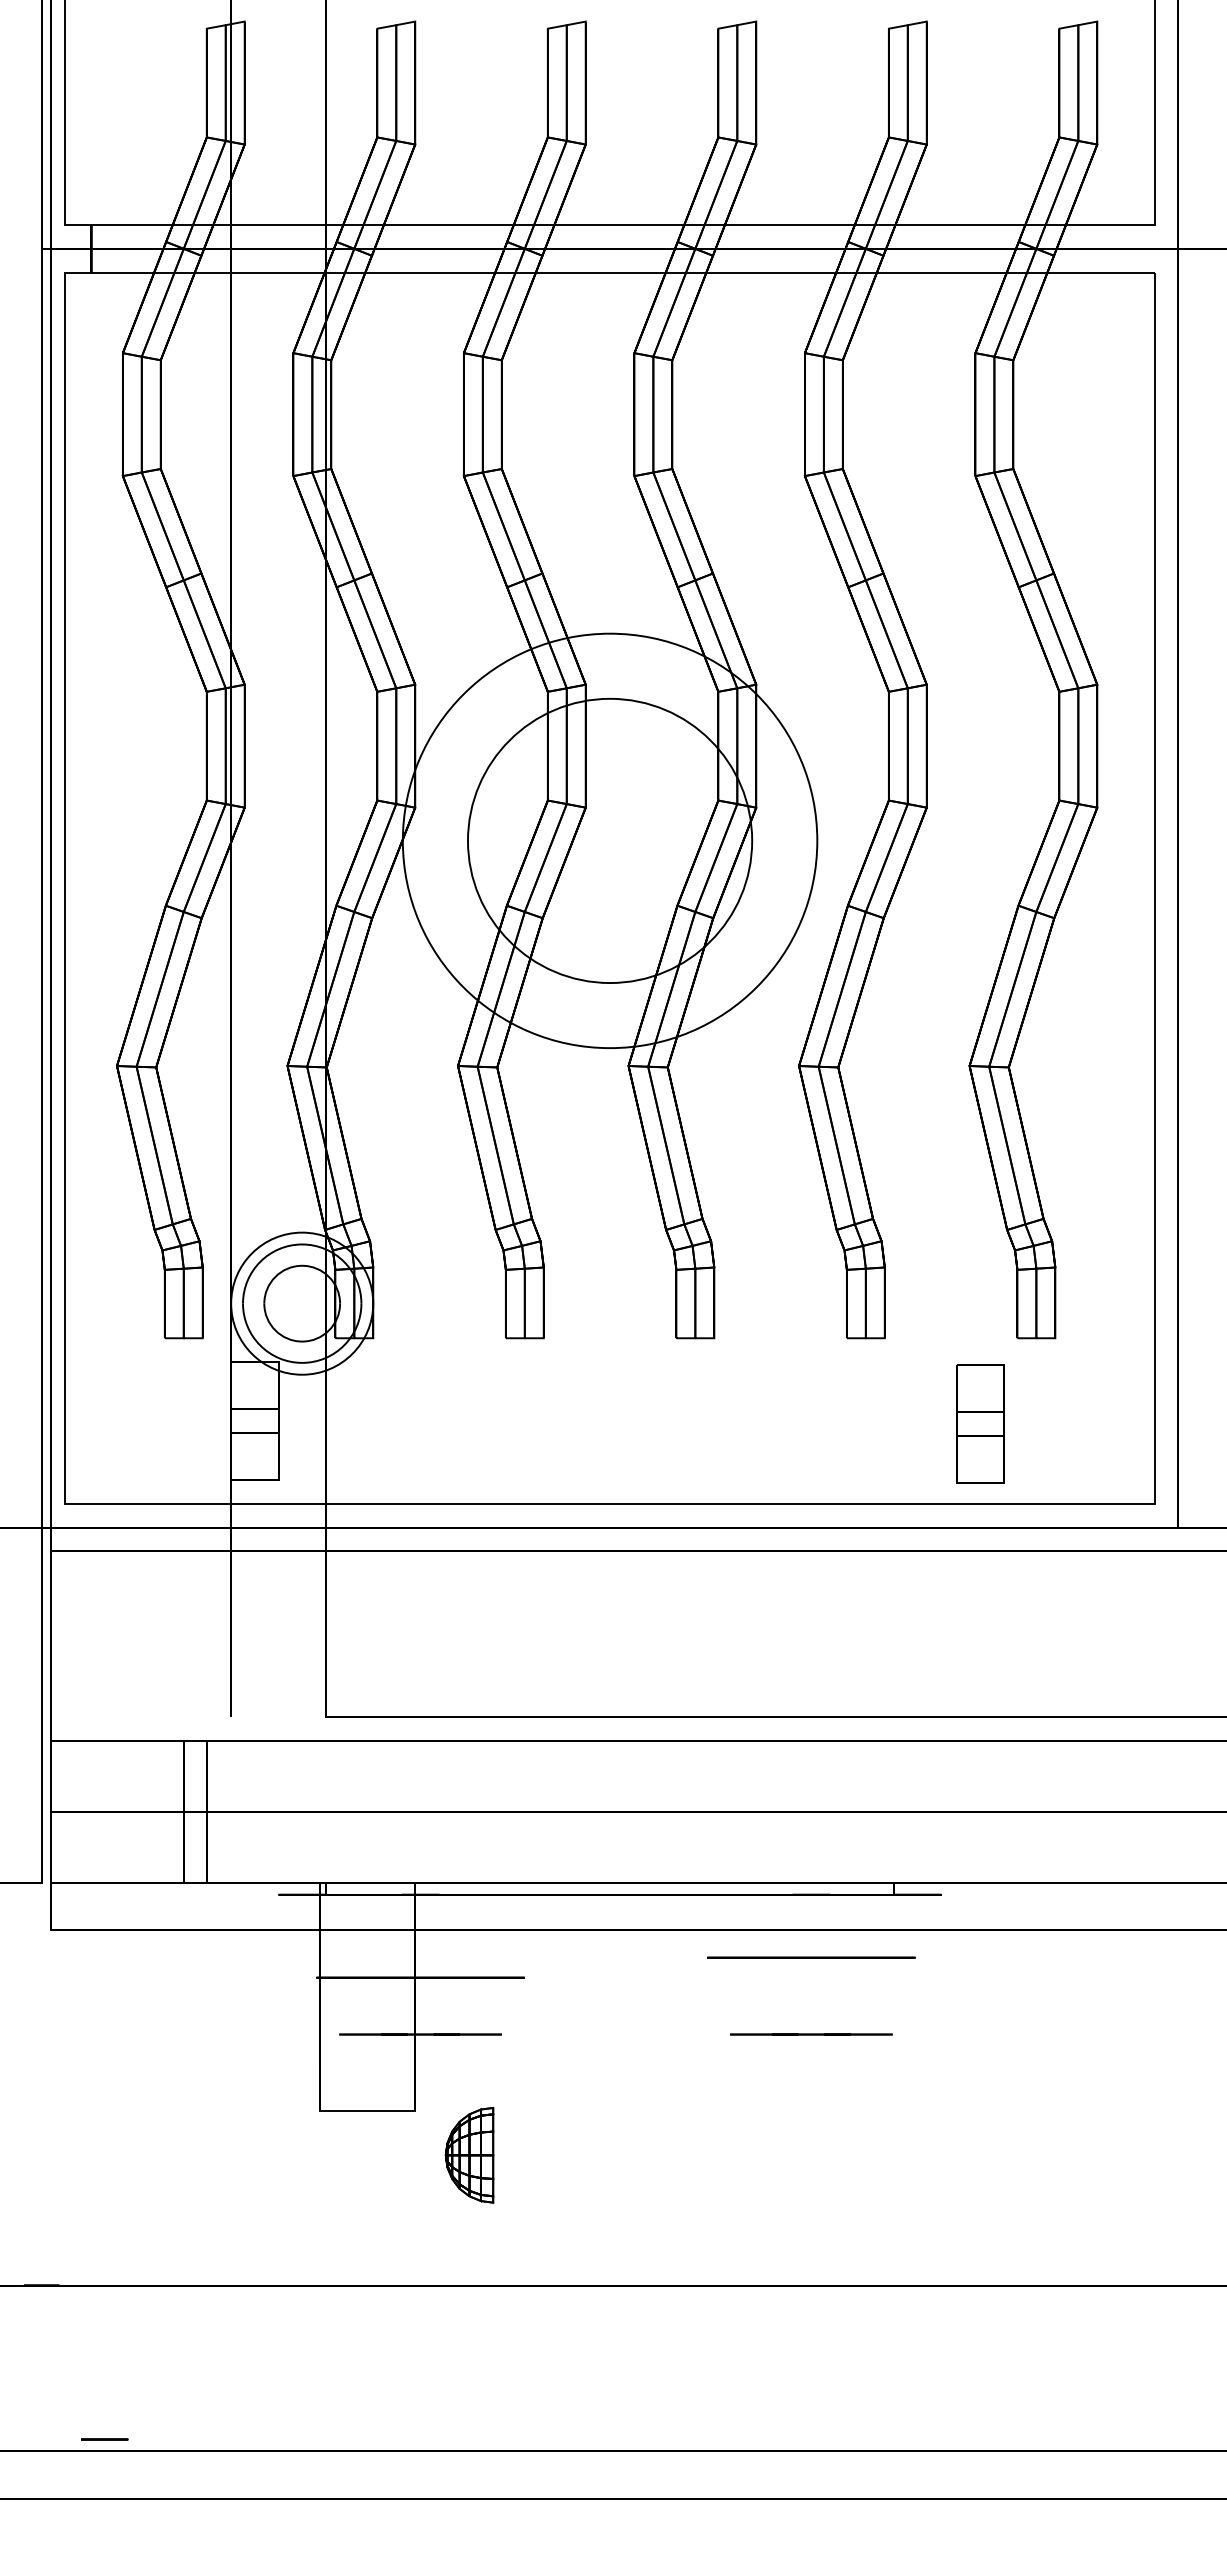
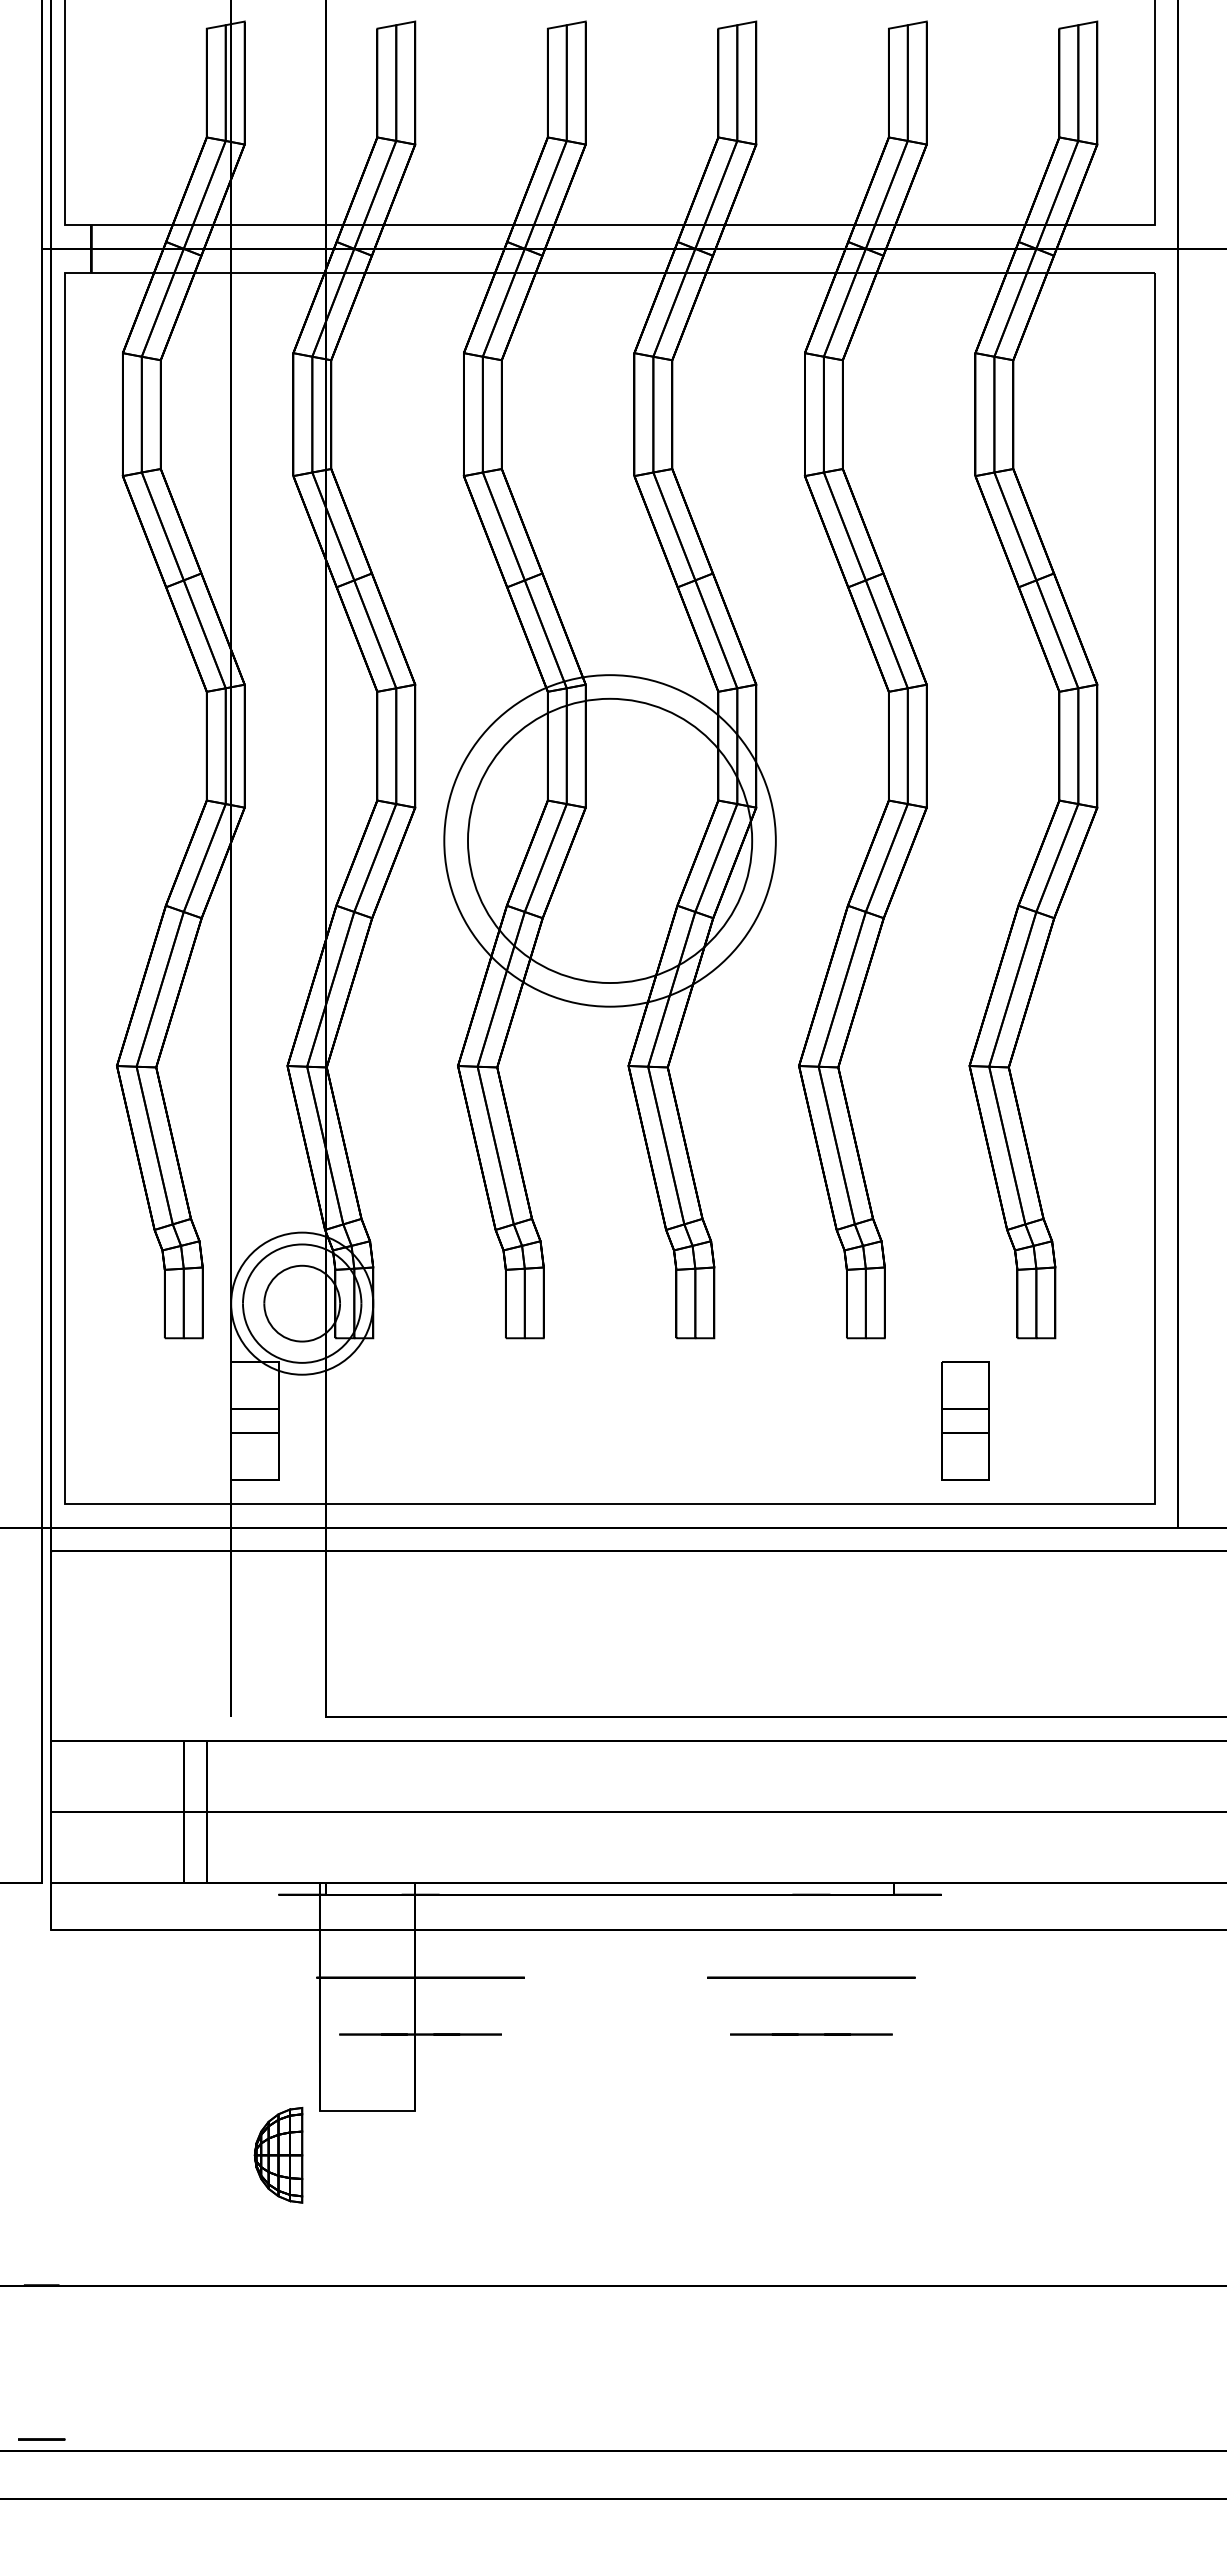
circle diameter: 414 px -> 332 px (609, 840)
part position: (980, 1423) -> (965, 1420) (965, 1420)
circle position: (811, 1957) -> (811, 1977) (811, 1977)
part position: (469, 2155) -> (278, 2155) (278, 2155)
circle position: (104, 2439) -> (41, 2439) (41, 2439)
